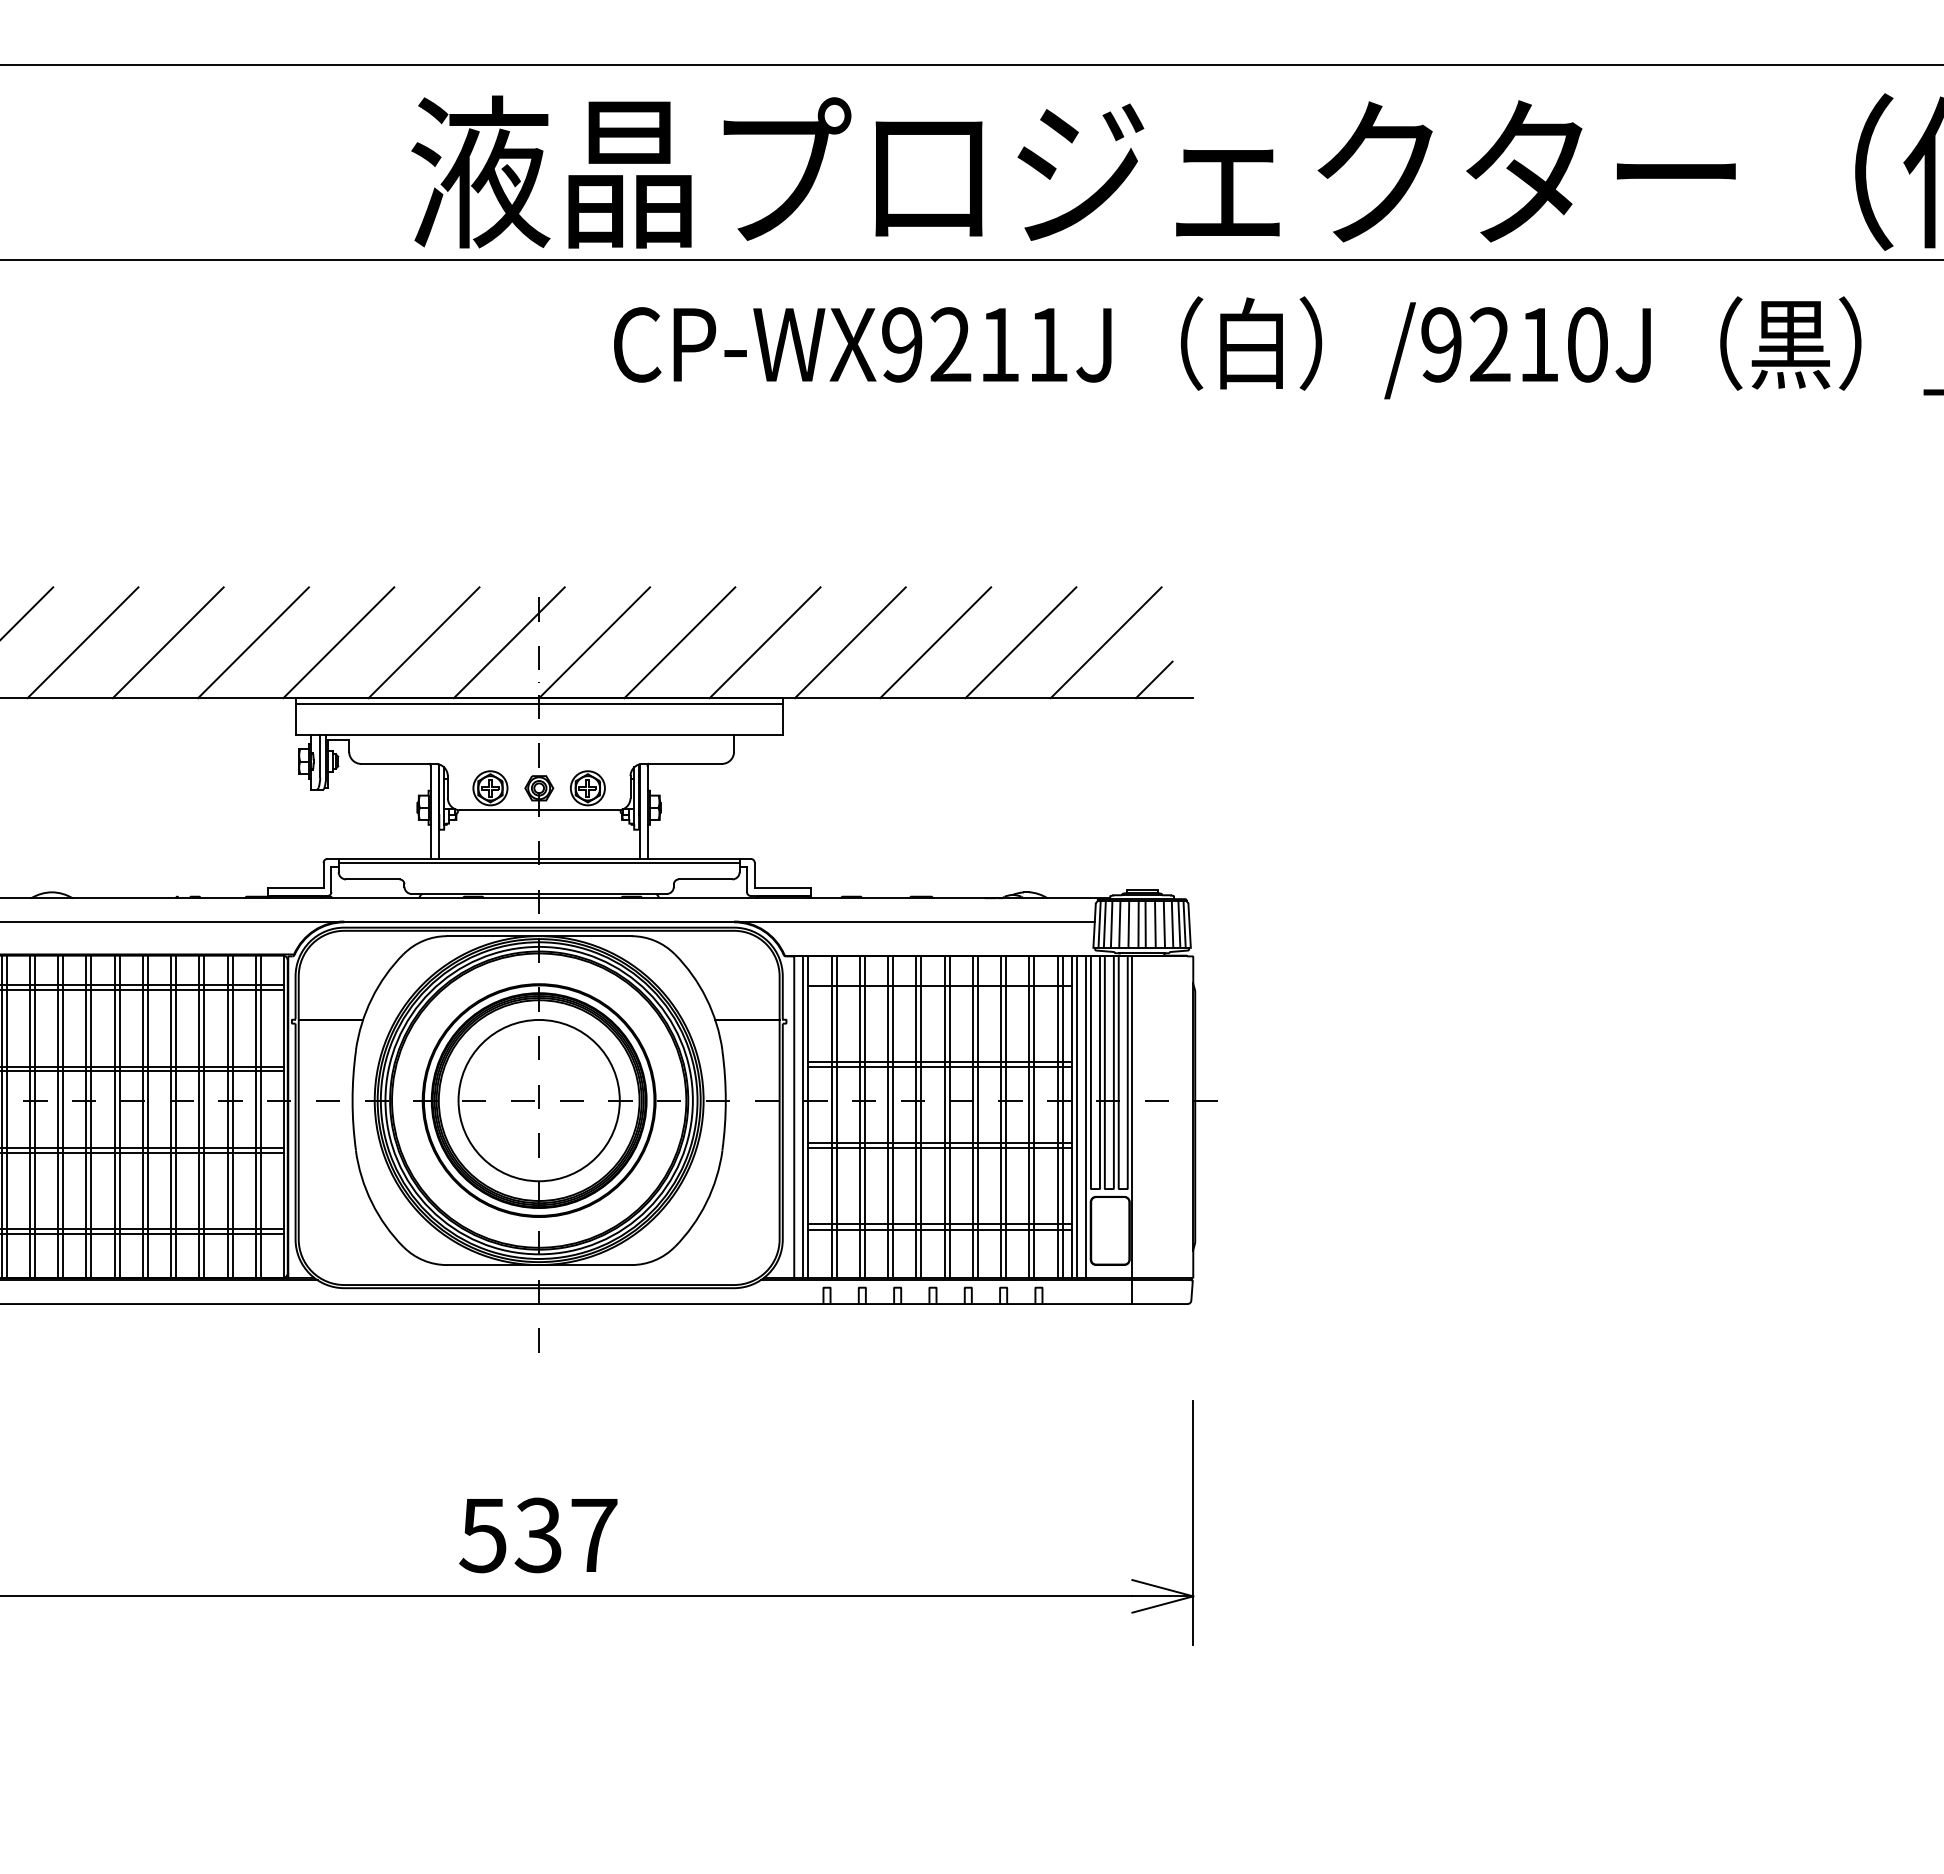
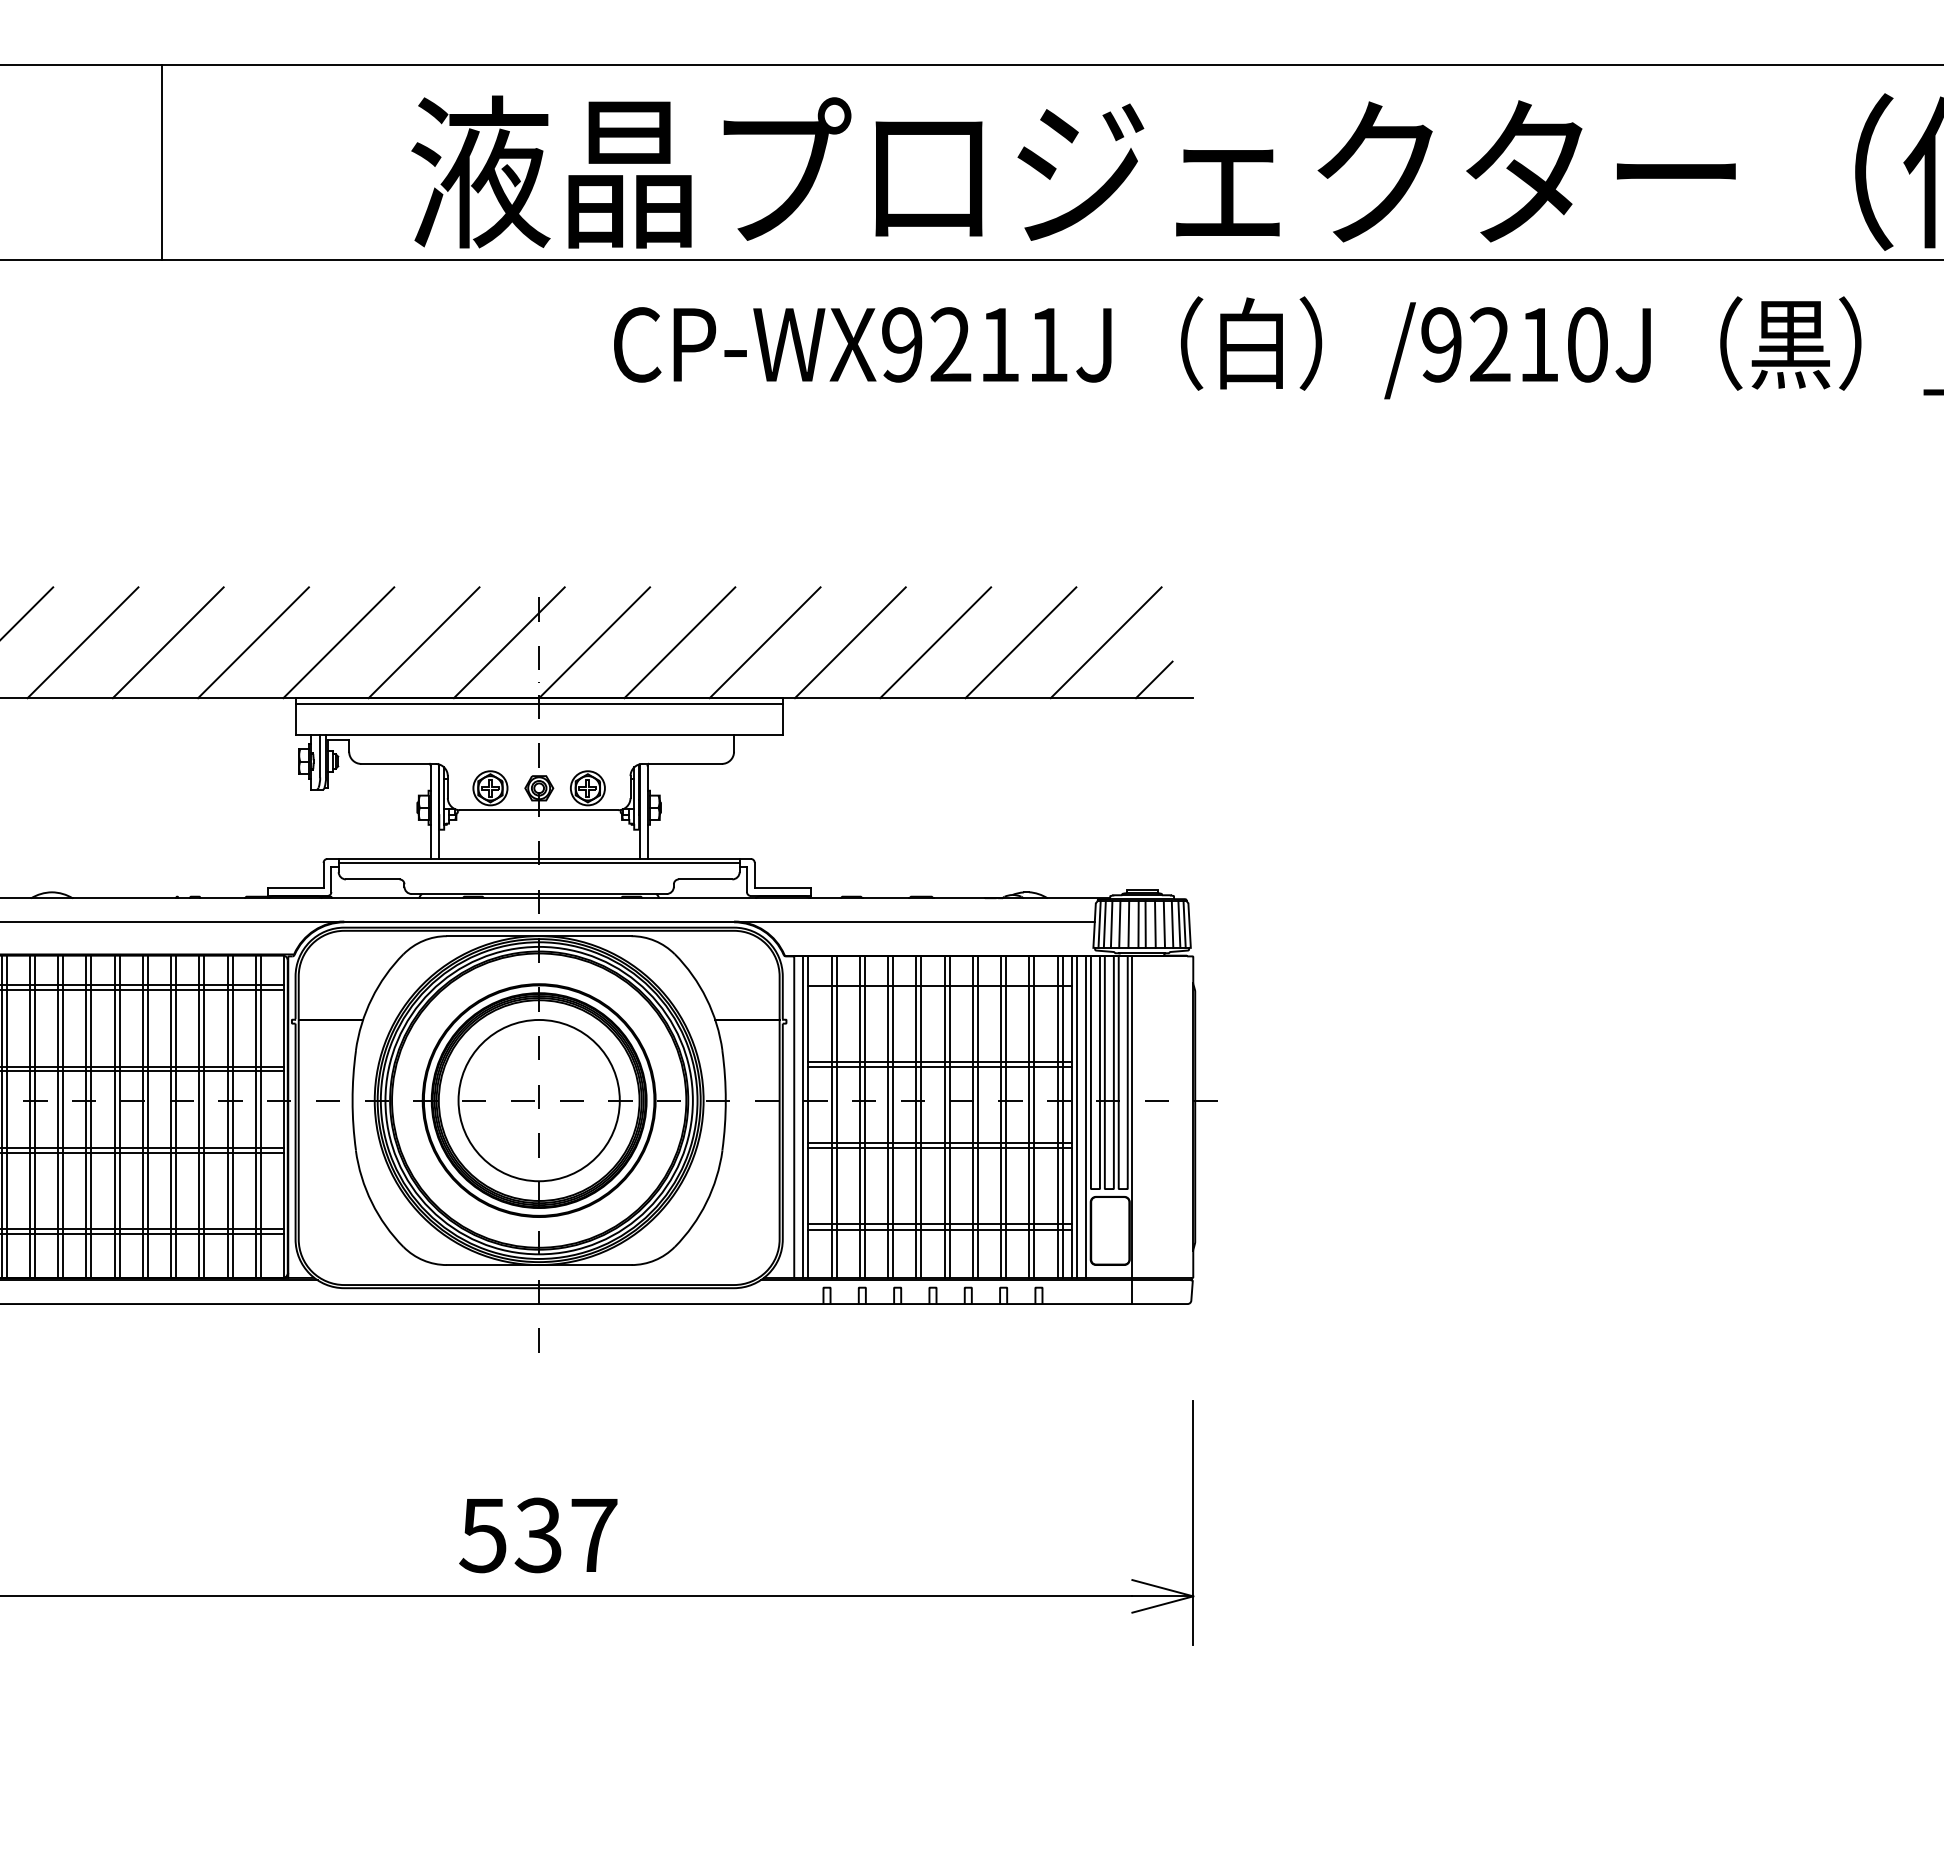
line: none -> present (161, 161)
